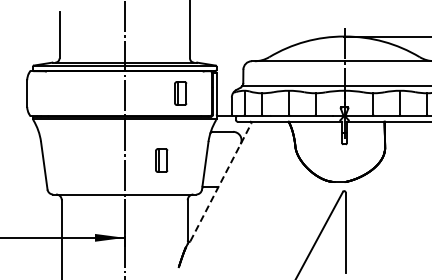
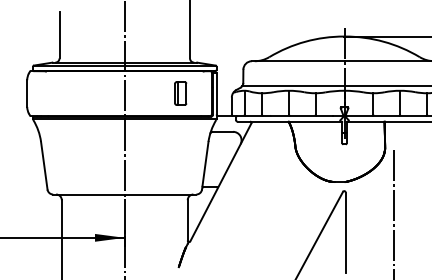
part: present -> none (161, 160)
line: dashed -> solid (221, 182)
line: none -> present (394, 213)
